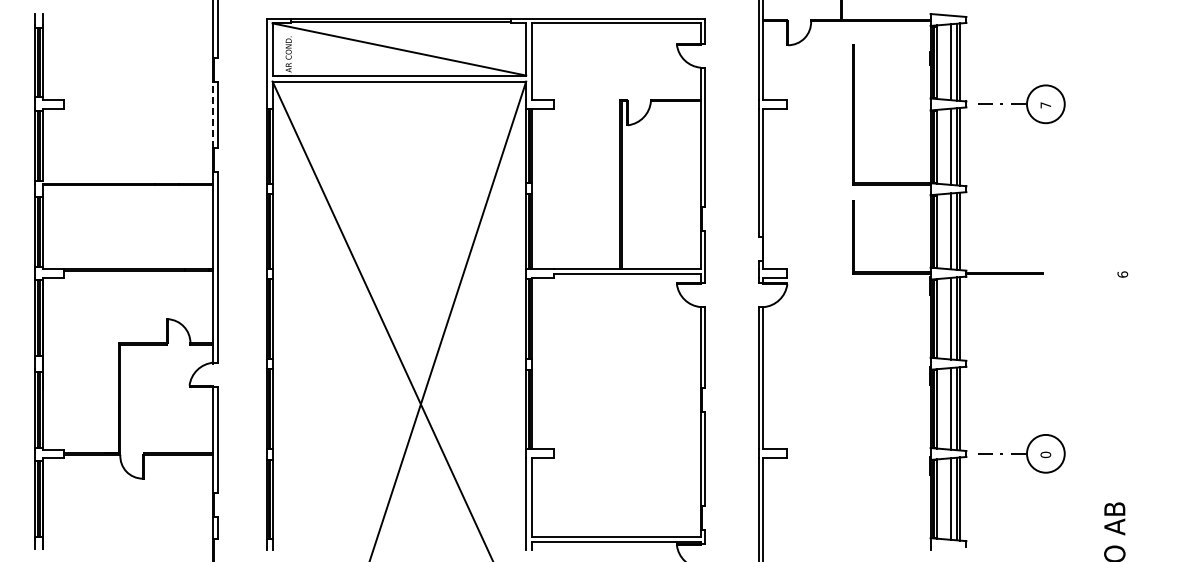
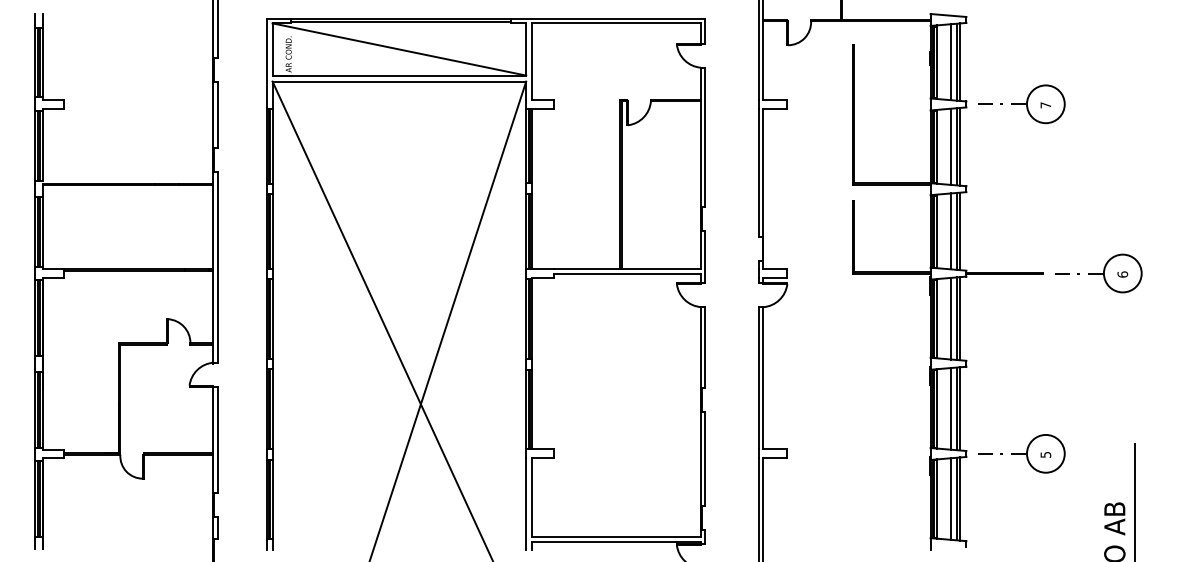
line: dashed -> solid (213, 115)
part: none -> present (1098, 273)
text: 0 -> 5 (1045, 454)
line: none -> present (1134, 500)
